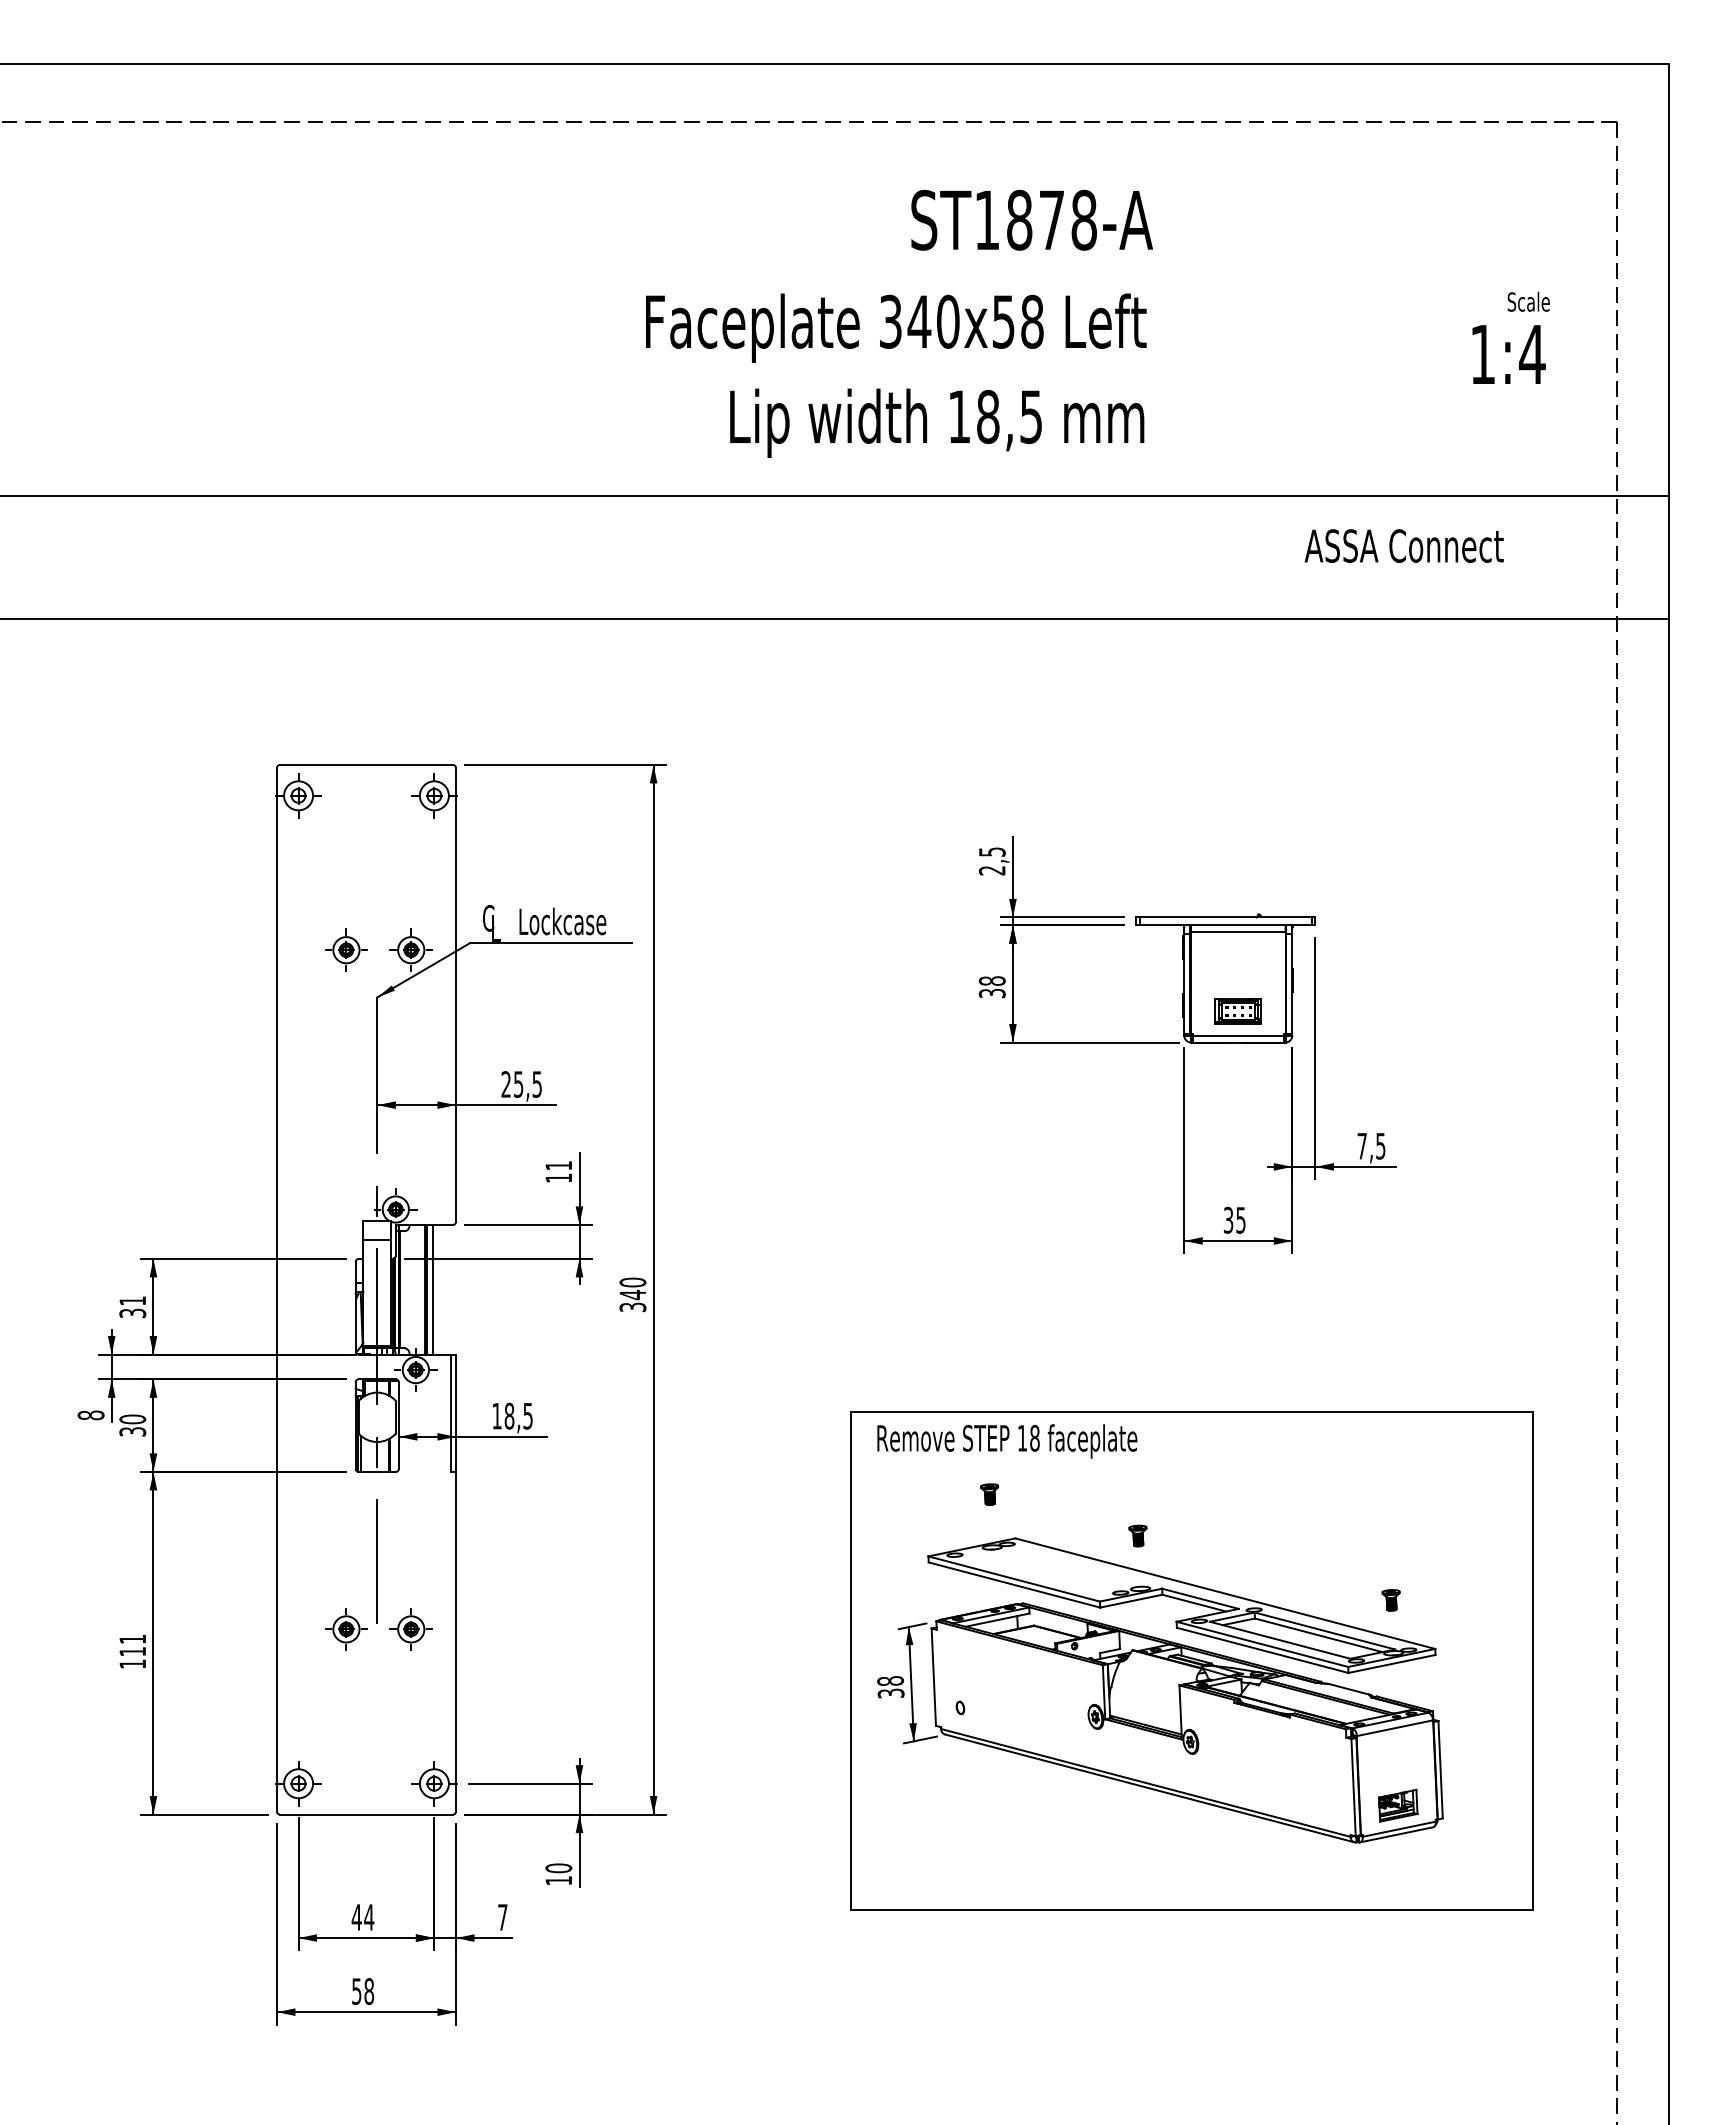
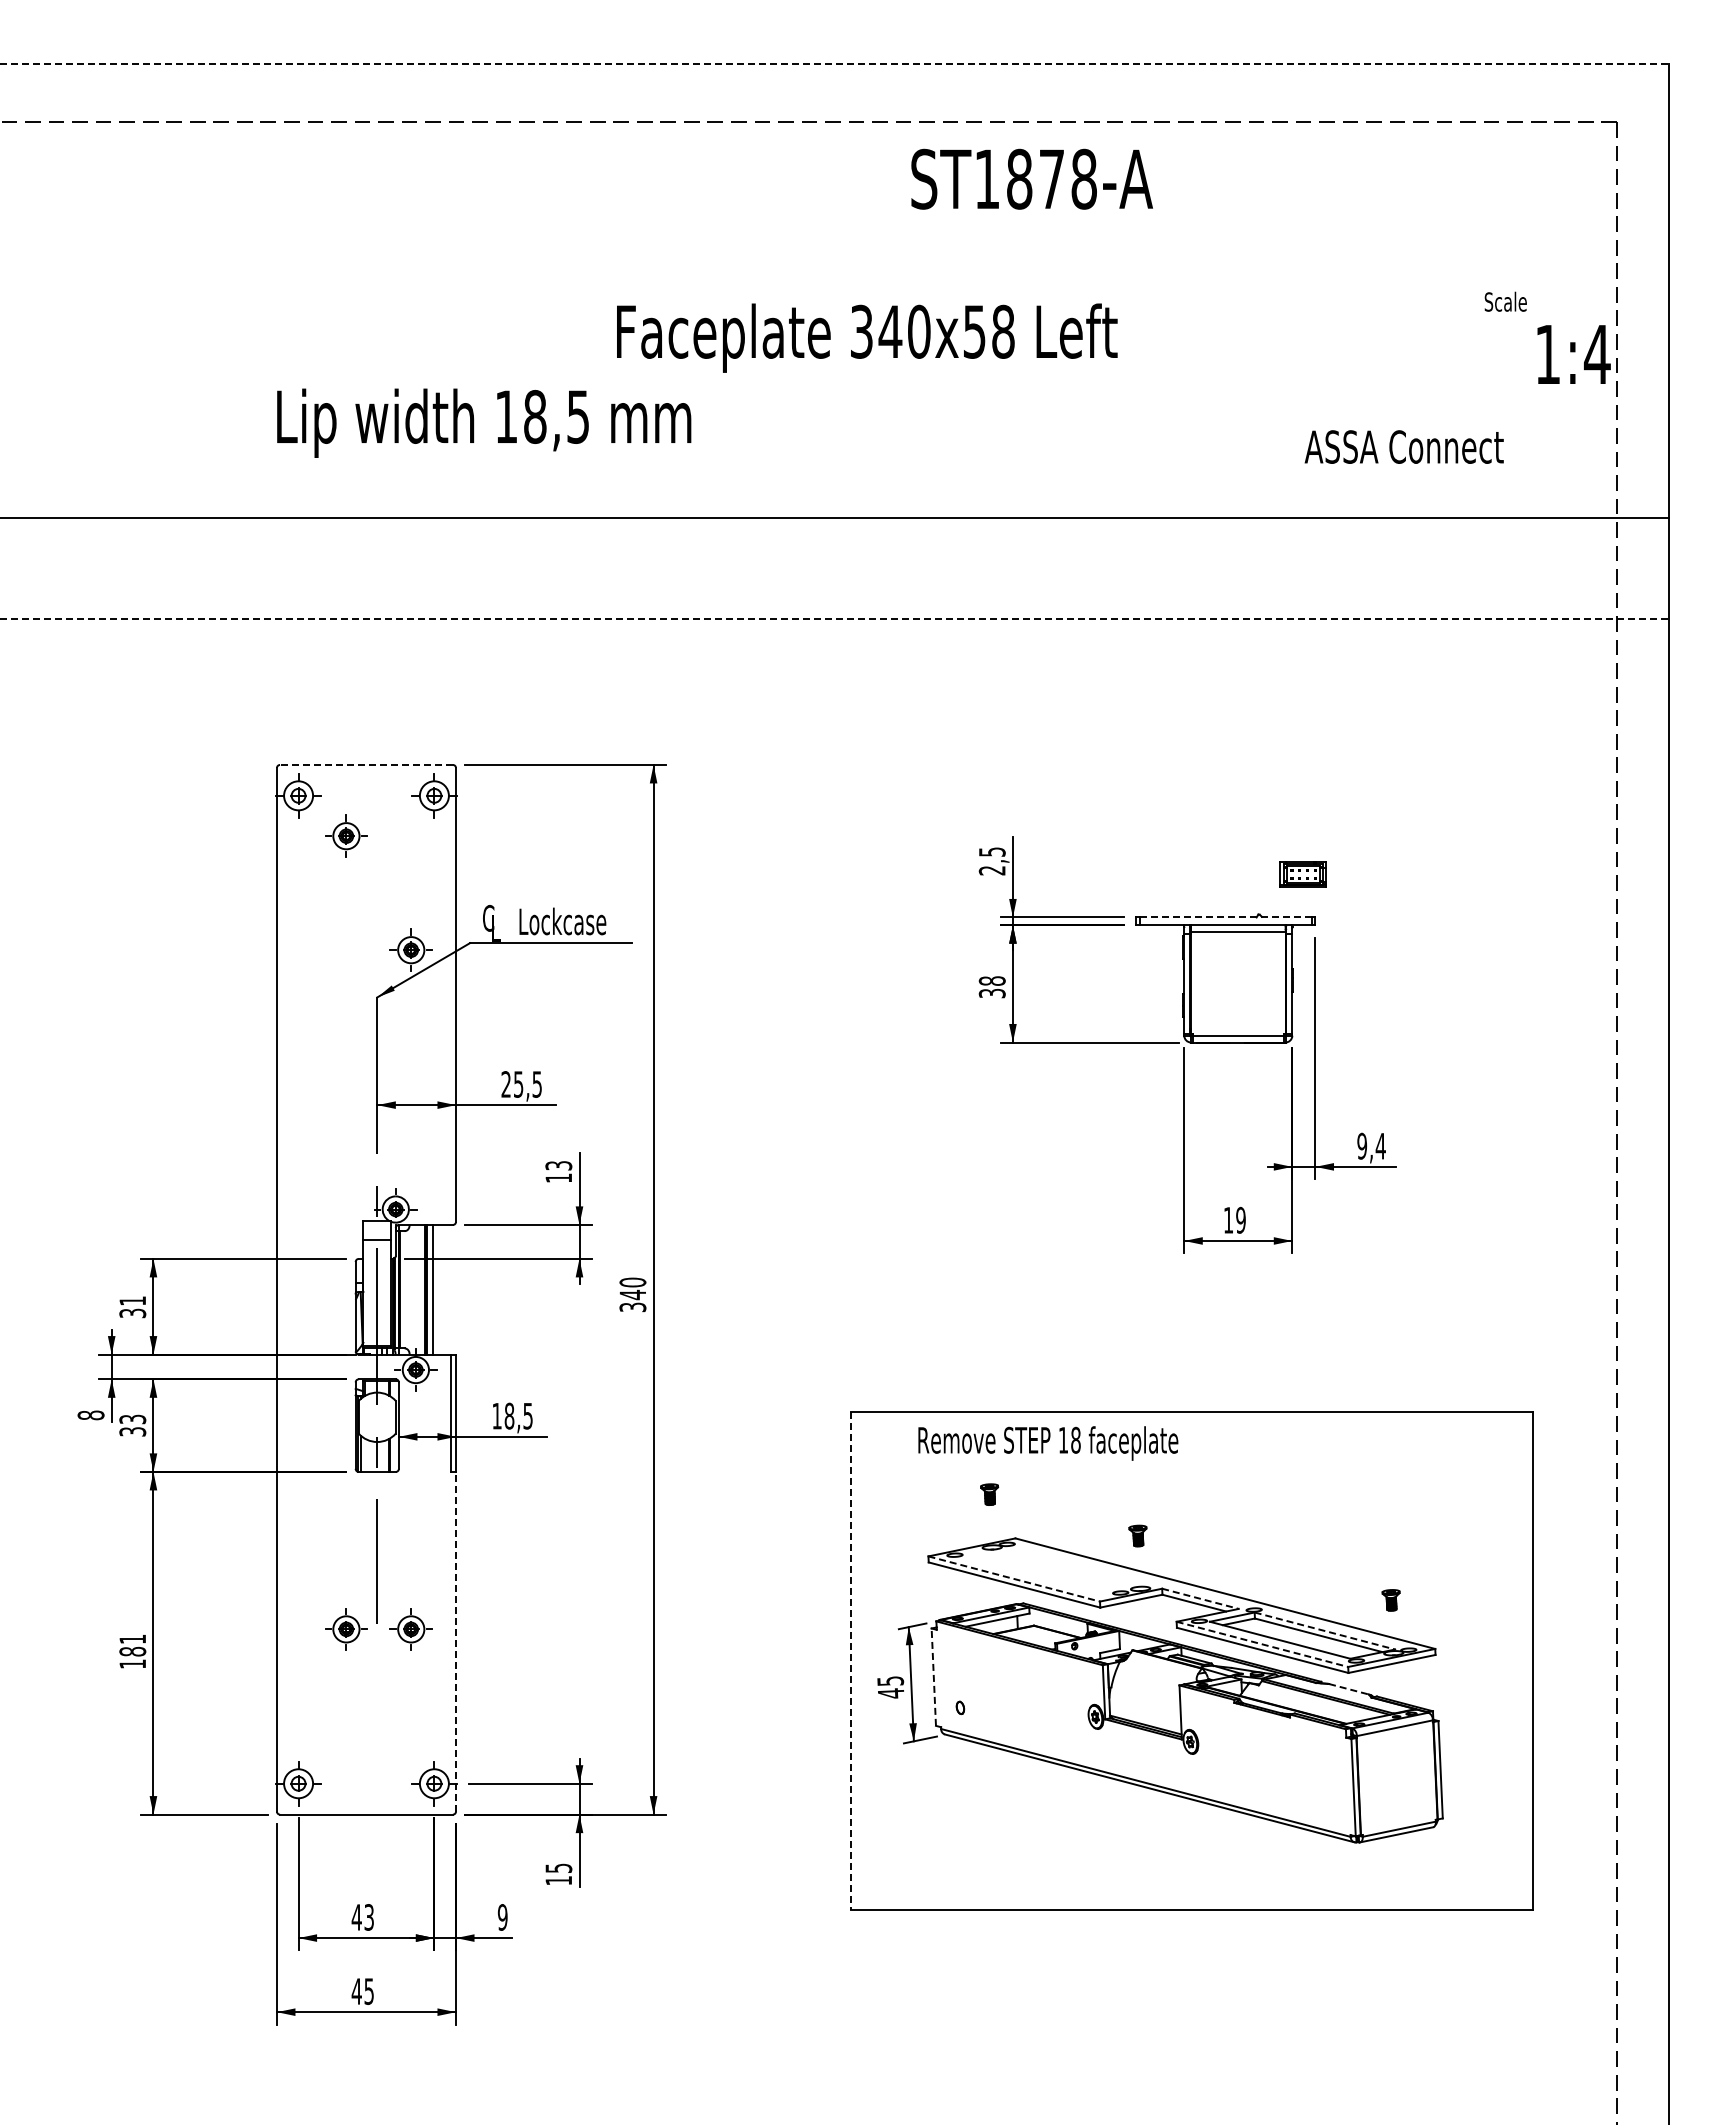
line: solid -> dashed (835, 63)
text position: (1031, 219) -> (1031, 178) (1031, 178)
text position: (1528, 301) -> (1505, 301) (1505, 301)
text position: (896, 327) -> (867, 337) (867, 337)
text position: (1508, 354) -> (1573, 354) (1573, 354)
text position: (937, 422) -> (484, 422) (484, 422)
line position: (835, 495) -> (835, 517) (835, 517)
text position: (1403, 545) -> (1403, 446) (1403, 446)
line: solid -> dashed (835, 619)
line: solid -> dashed (366, 764)
line: solid -> dashed (1226, 917)
part position: (346, 949) -> (346, 835) (346, 835)
part position: (1237, 1011) -> (1302, 874) (1302, 874)
text: 7,5 -> 9,4 (1371, 1145)
text: 11 -> 13 (558, 1165)
text: 35 -> 19 (1234, 1219)
text: 30 -> 33 (132, 1419)
text position: (1007, 1441) -> (1048, 1443) (1048, 1443)
line: solid -> dashed (1014, 1579)
line: solid -> dashed (1200, 1598)
line: solid -> dashed (1324, 1631)
line: solid -> dashed (456, 1641)
line: solid -> dashed (1262, 1644)
text: 111 -> 181 (132, 1651)
line: solid -> dashed (851, 1661)
line: solid -> dashed (933, 1677)
text: 38 -> 45 (890, 1687)
line: solid -> dashed (1349, 1689)
part: present -> none (1398, 1805)
text: 10 -> 15 (558, 1868)
text: 44 -> 43 (369, 1917)
text: 7 -> 9 (502, 1917)
text: 58 -> 45 (362, 1991)
